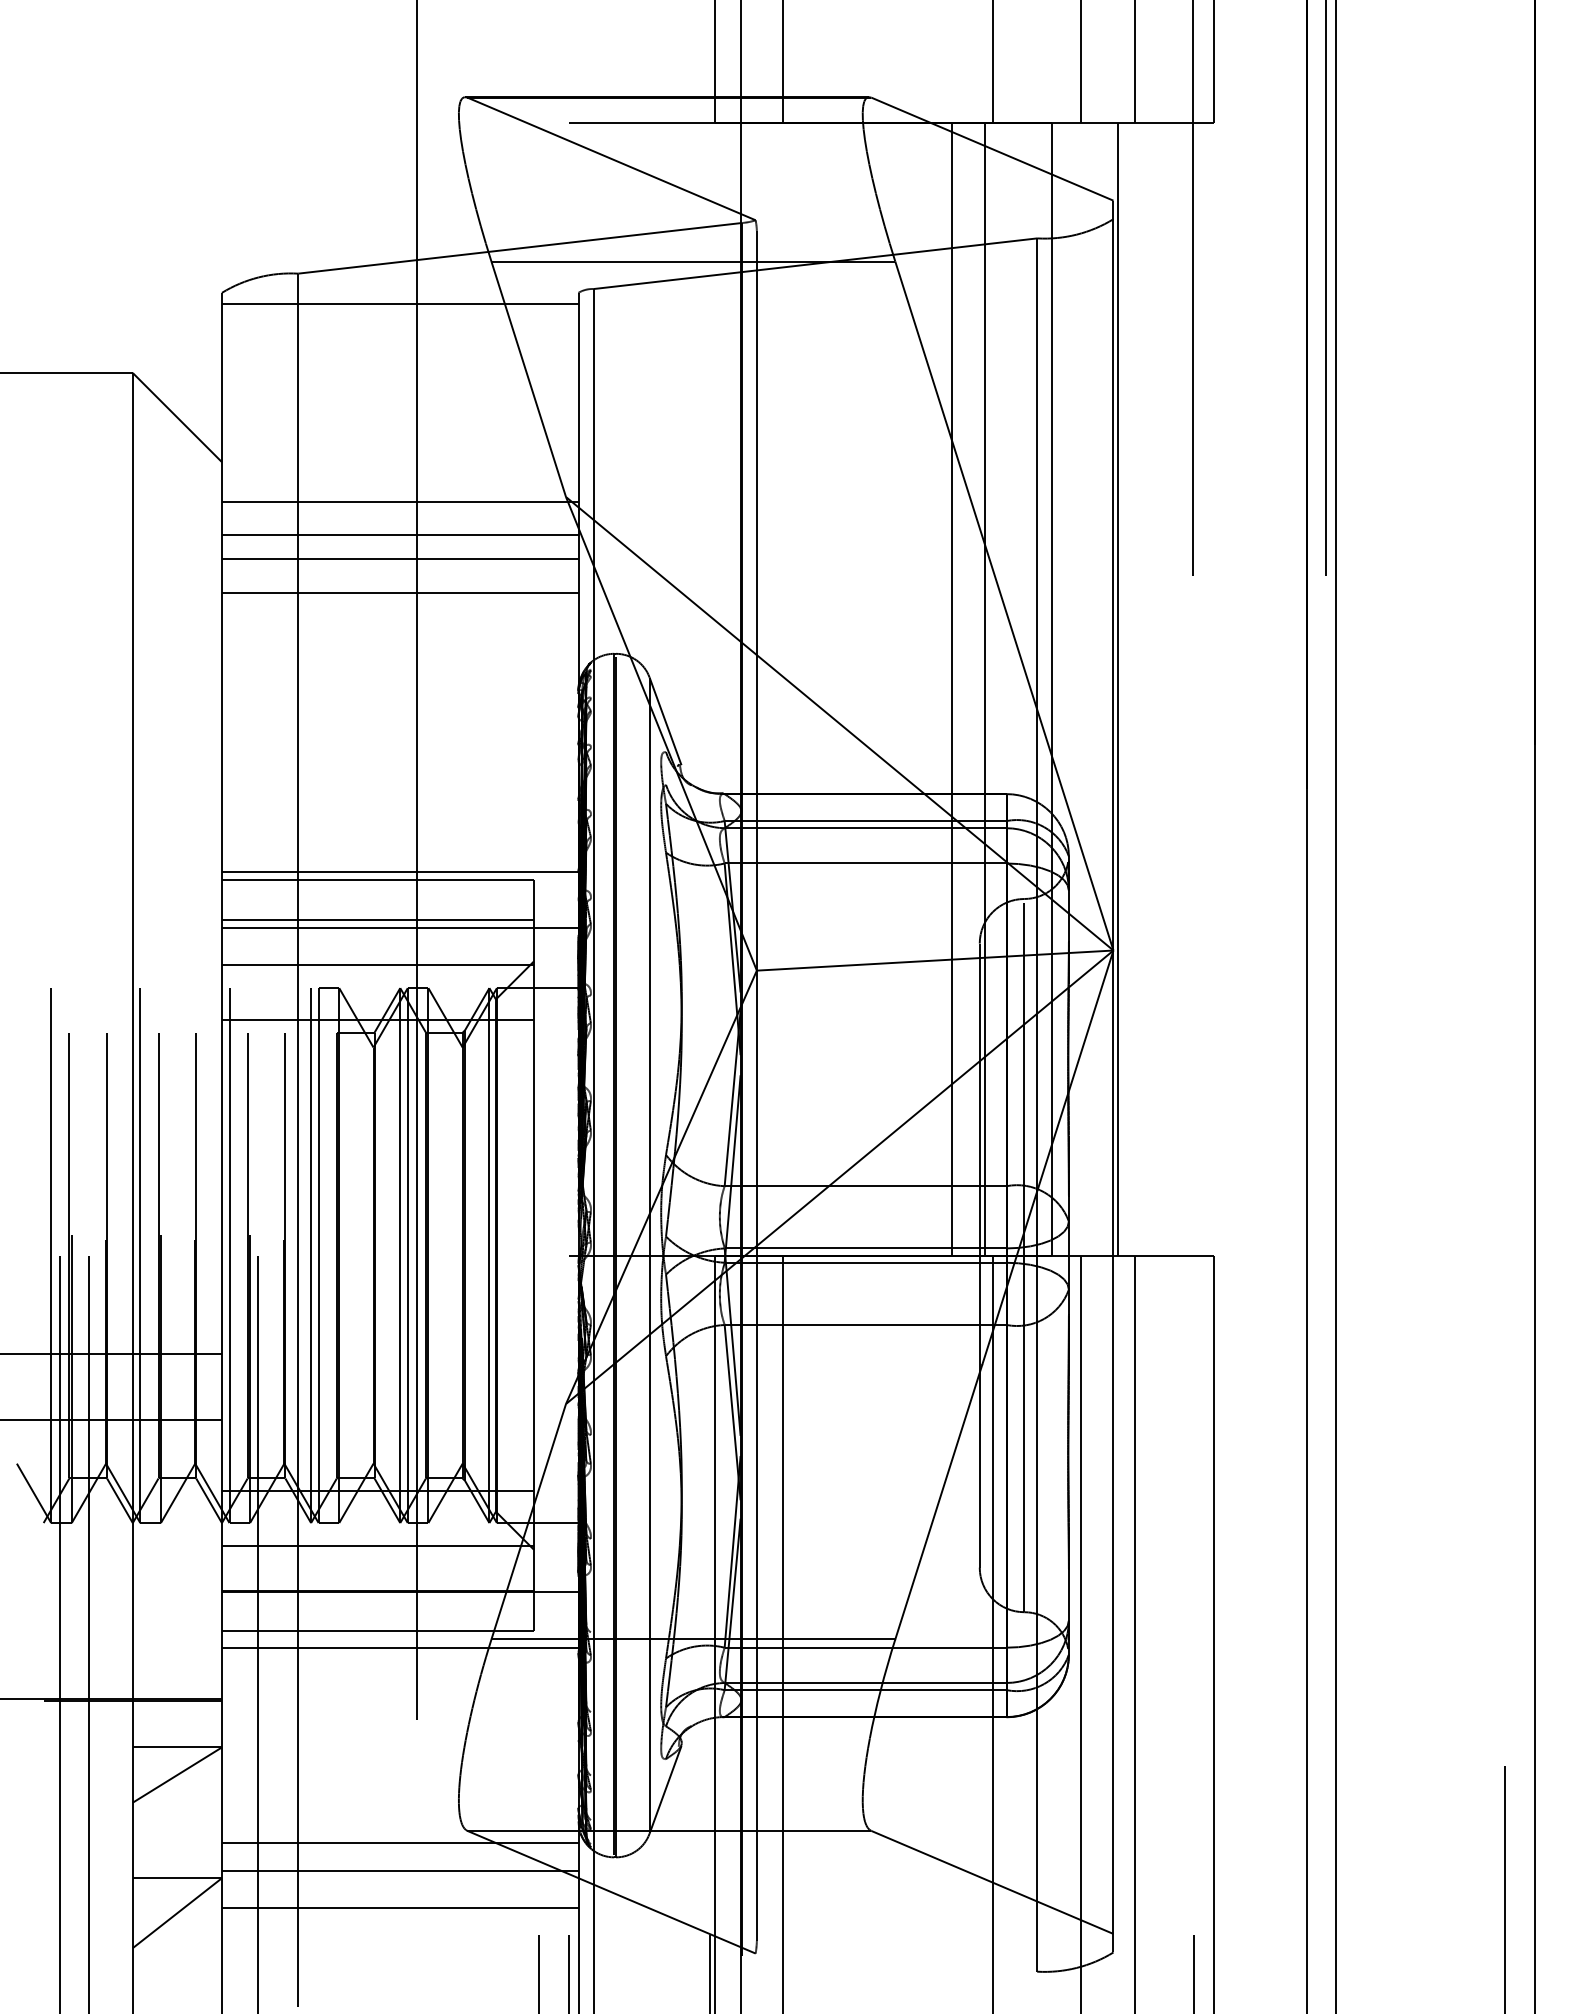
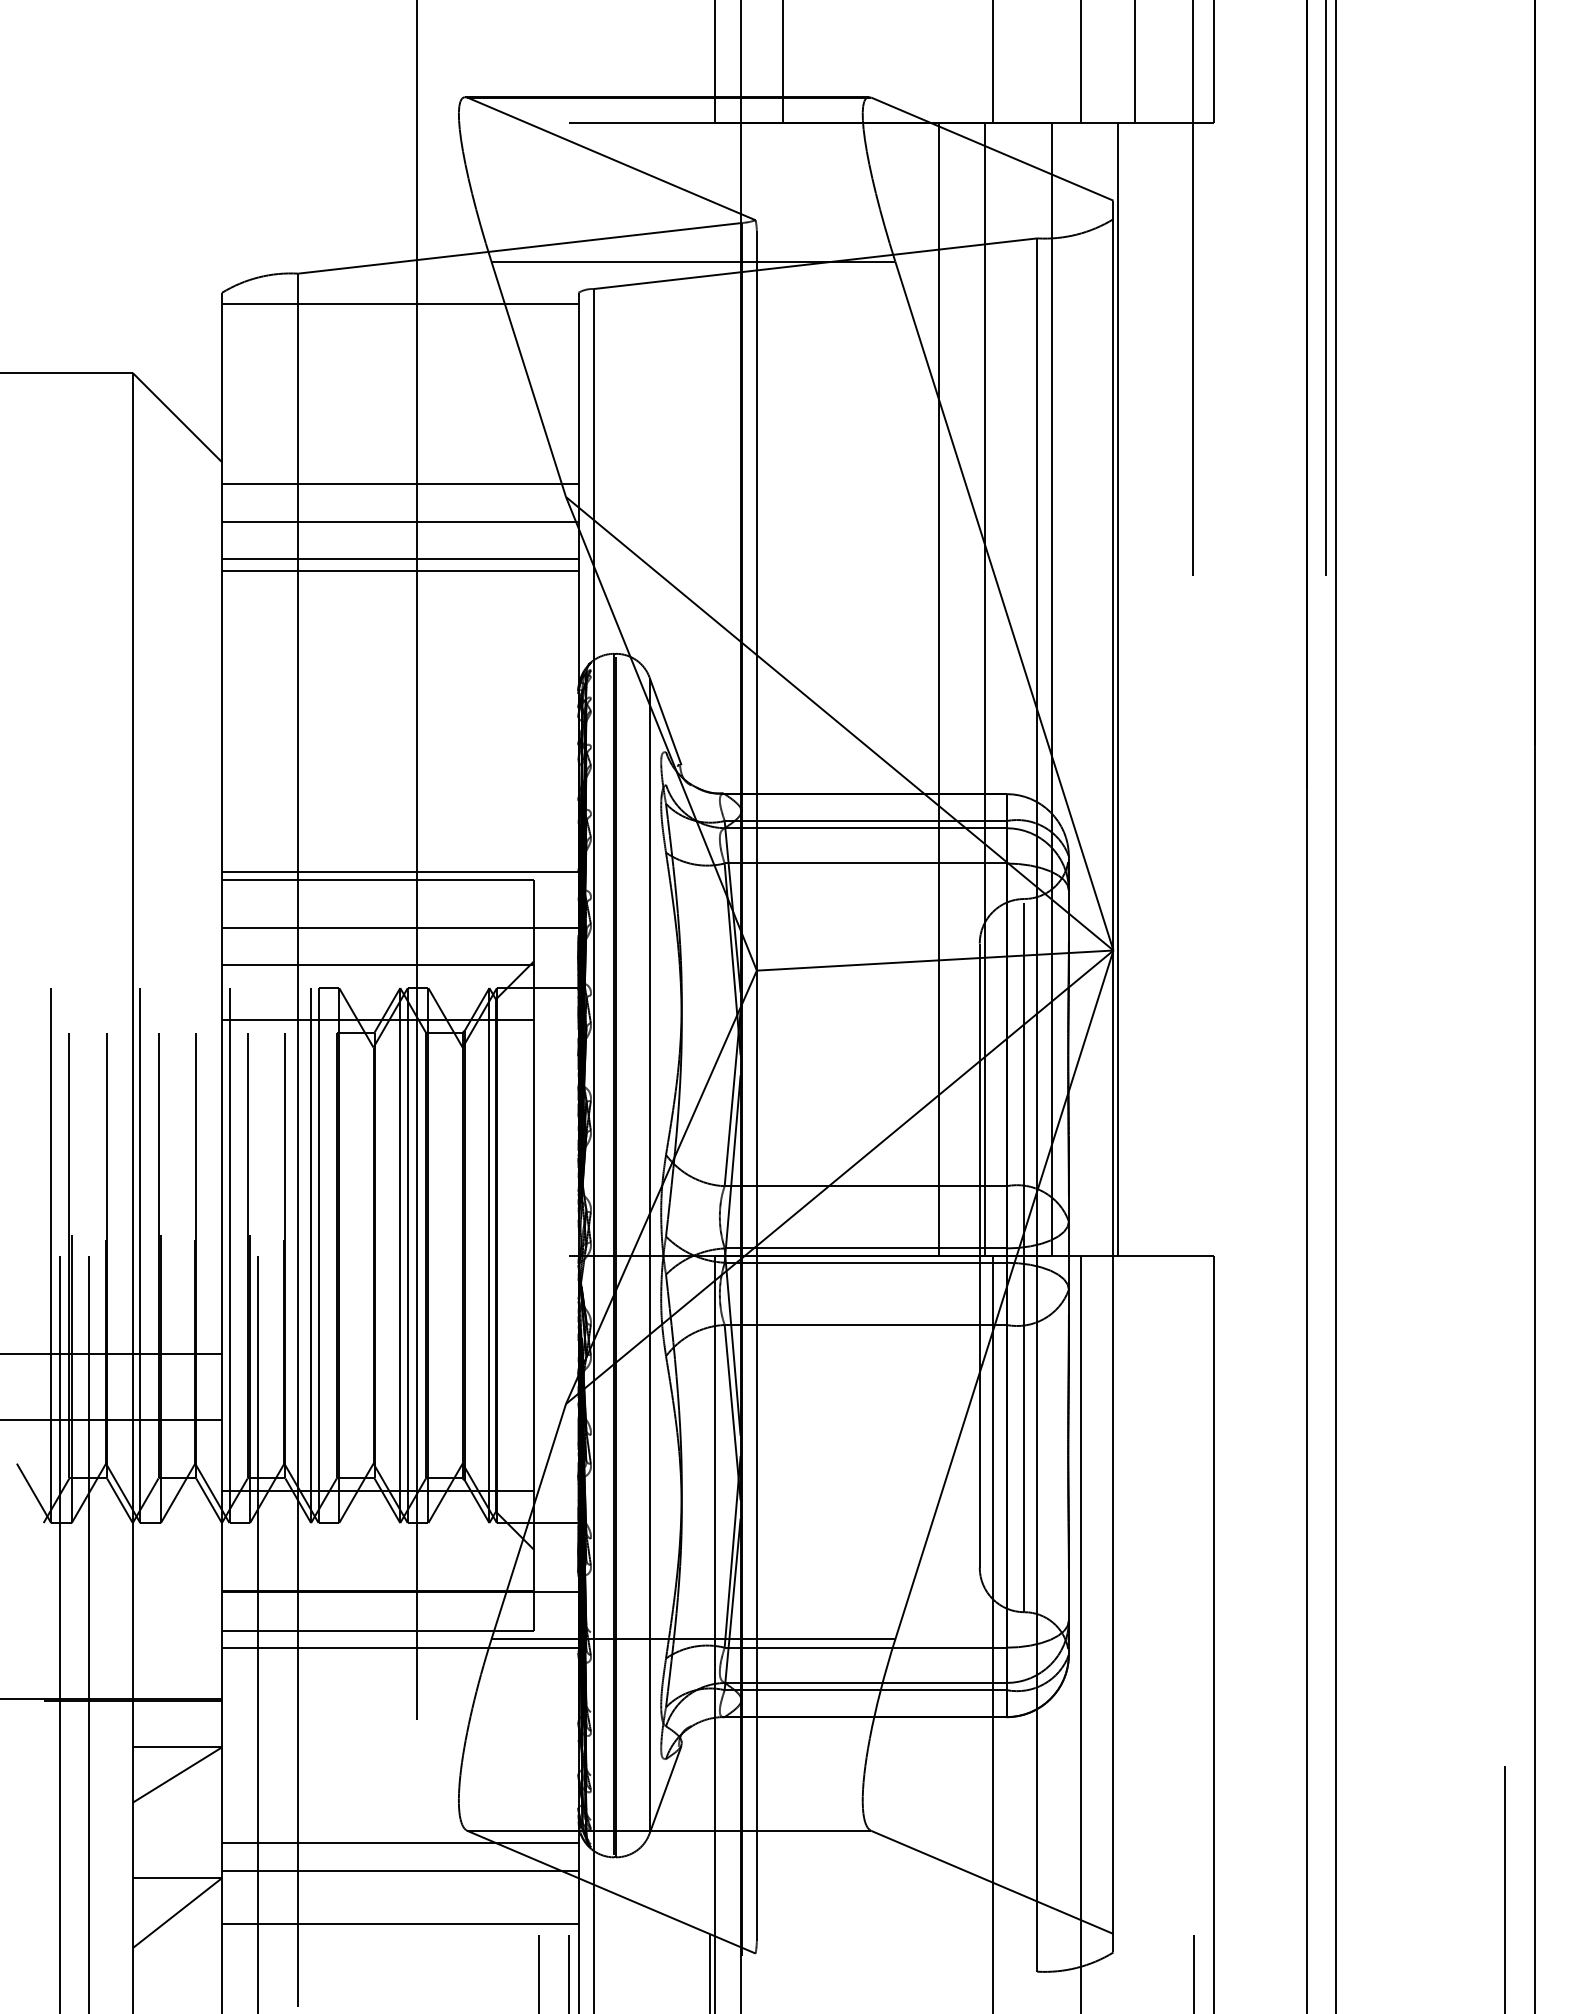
line position: (399, 501) -> (399, 483) (399, 483)
line position: (399, 535) -> (399, 522) (399, 522)
line position: (399, 592) -> (399, 570) (399, 570)
line position: (951, 689) -> (938, 689) (938, 689)
line: present -> none (377, 920)
line: present -> none (377, 1546)
line: present -> none (783, 1632)
line: present -> none (1134, 1632)
line position: (399, 1907) -> (399, 1923) (399, 1923)
